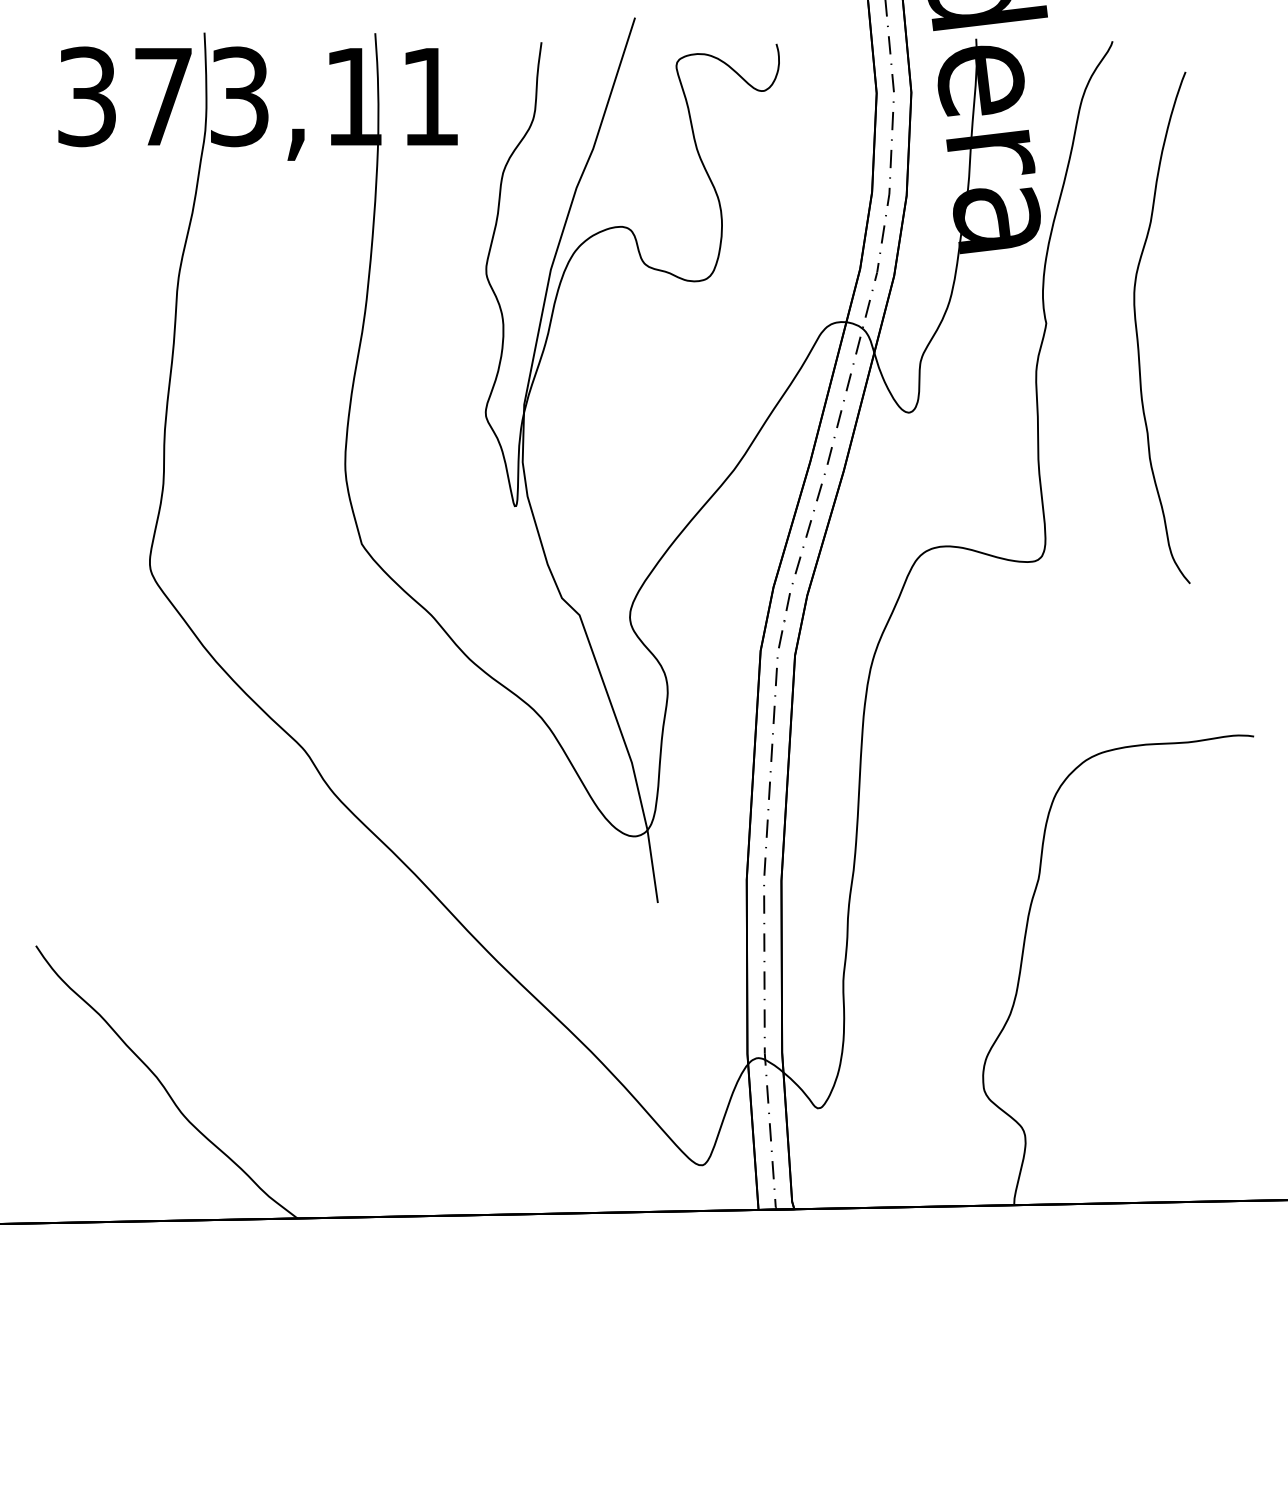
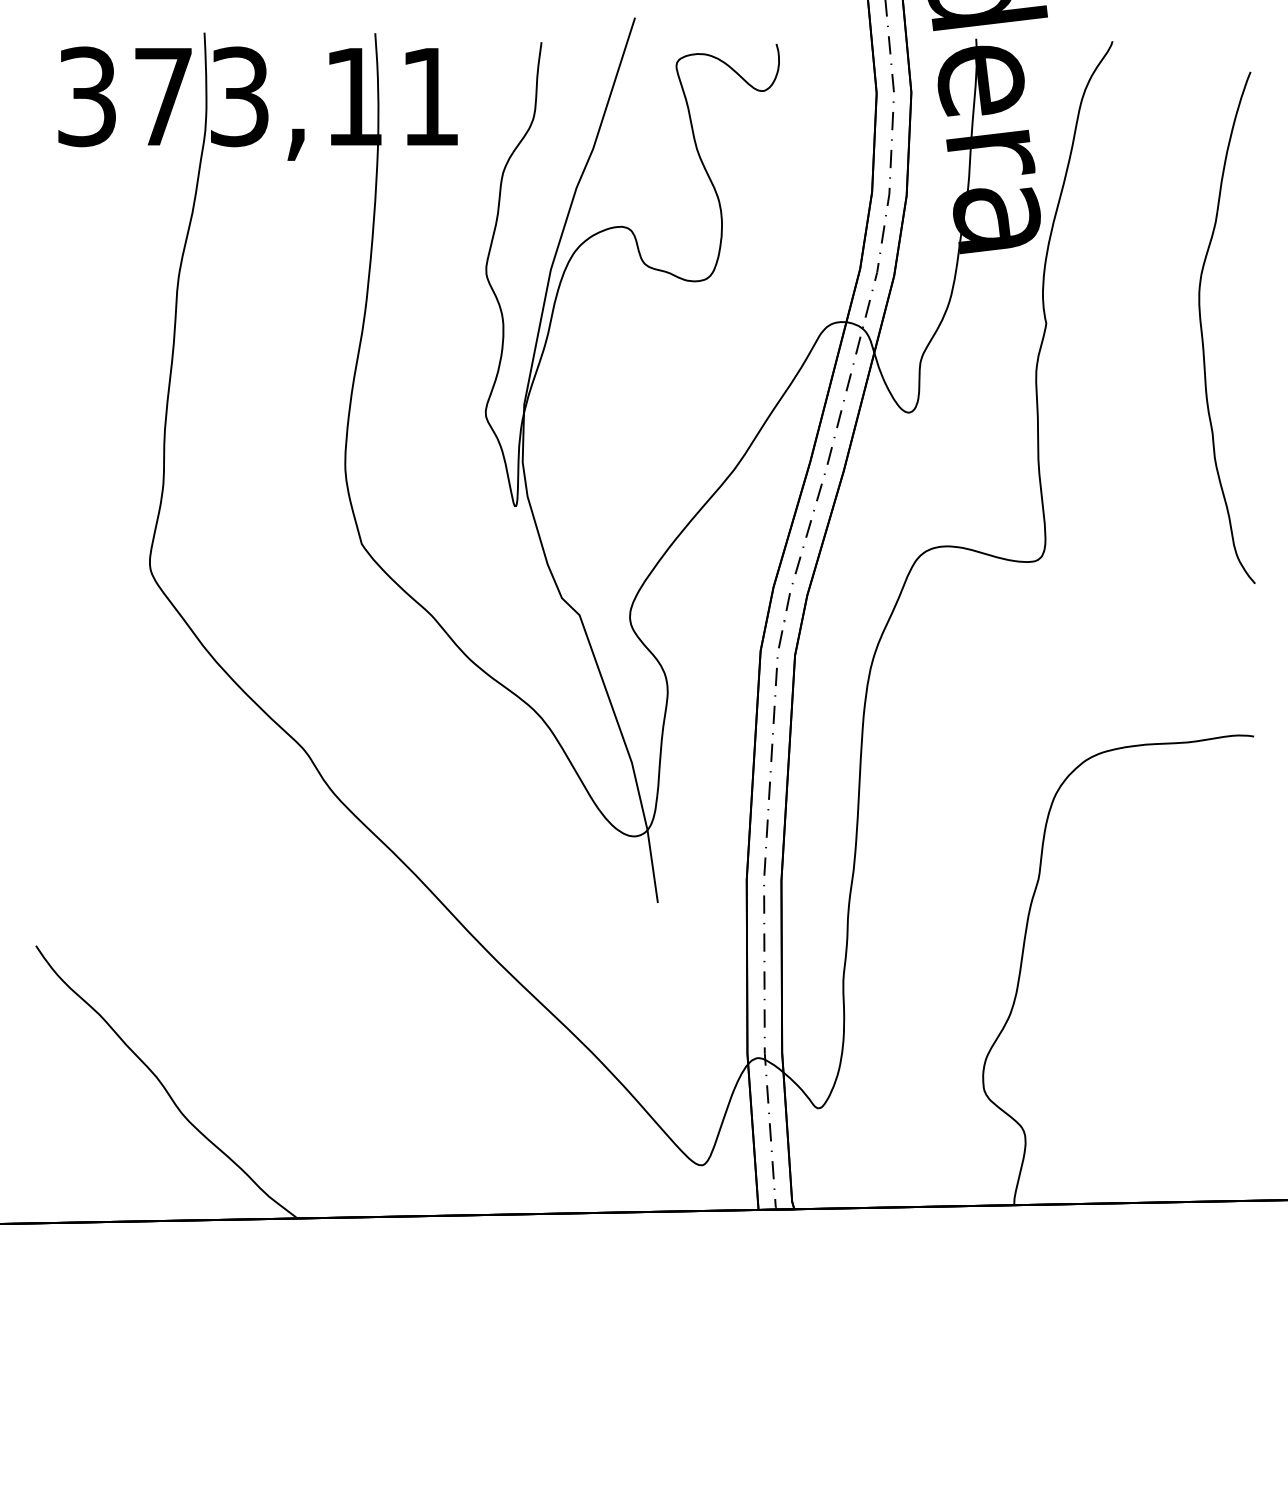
curve position: (1137, 327) -> (1202, 327) (1202, 327)
